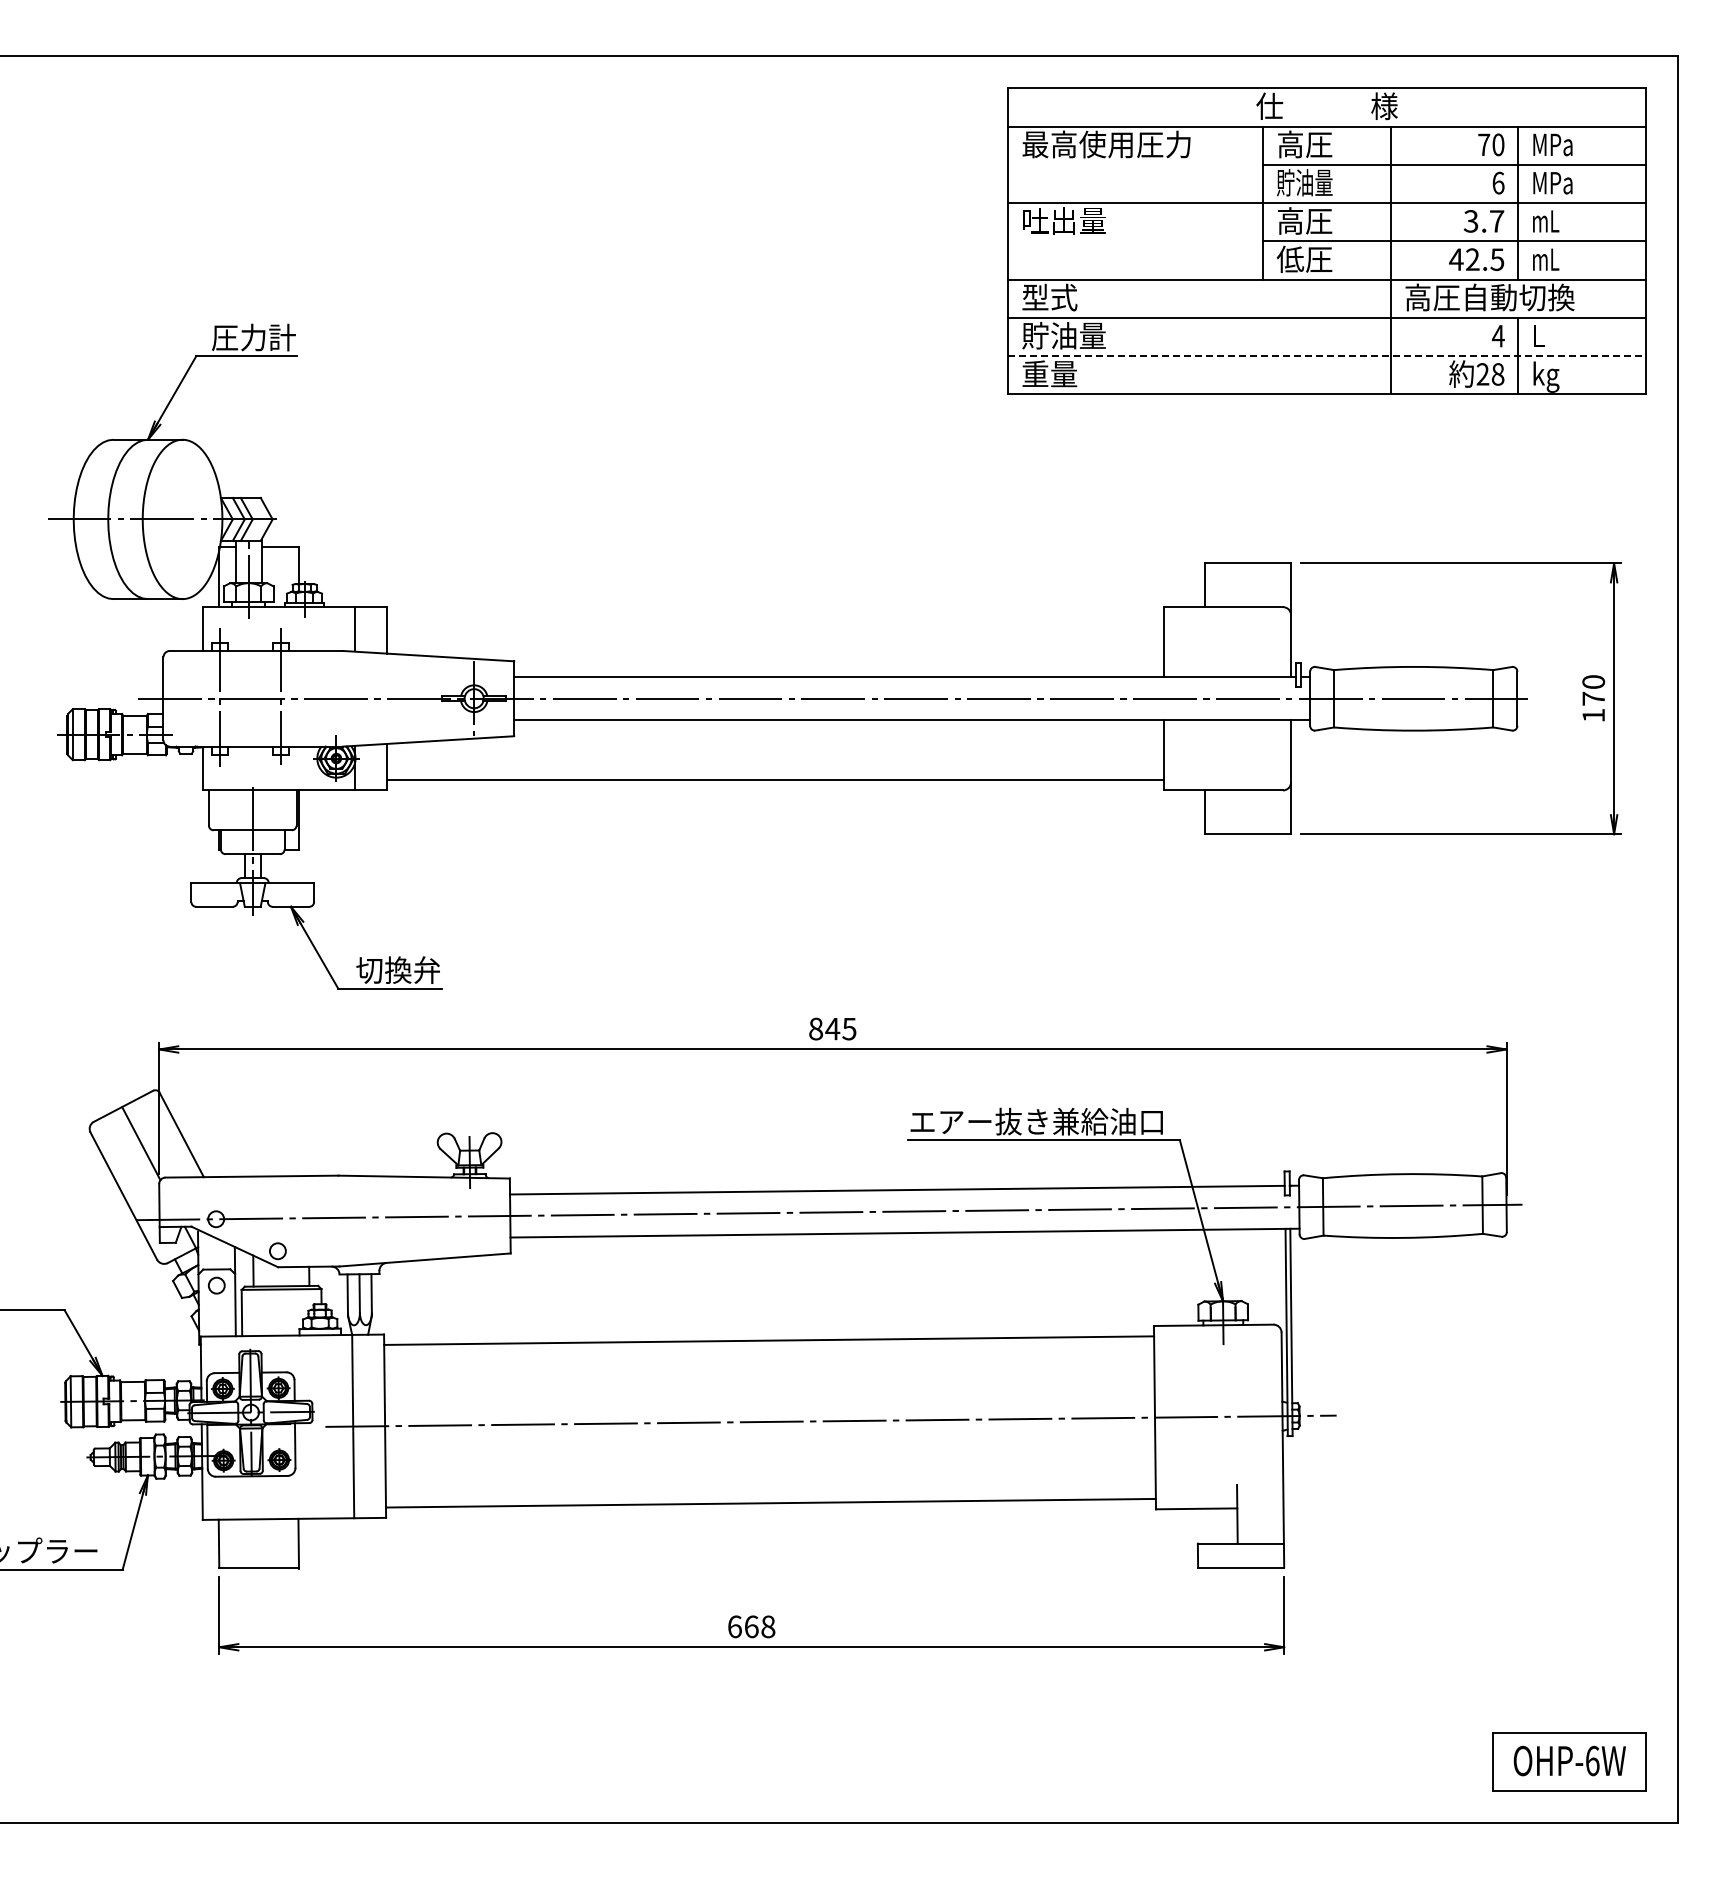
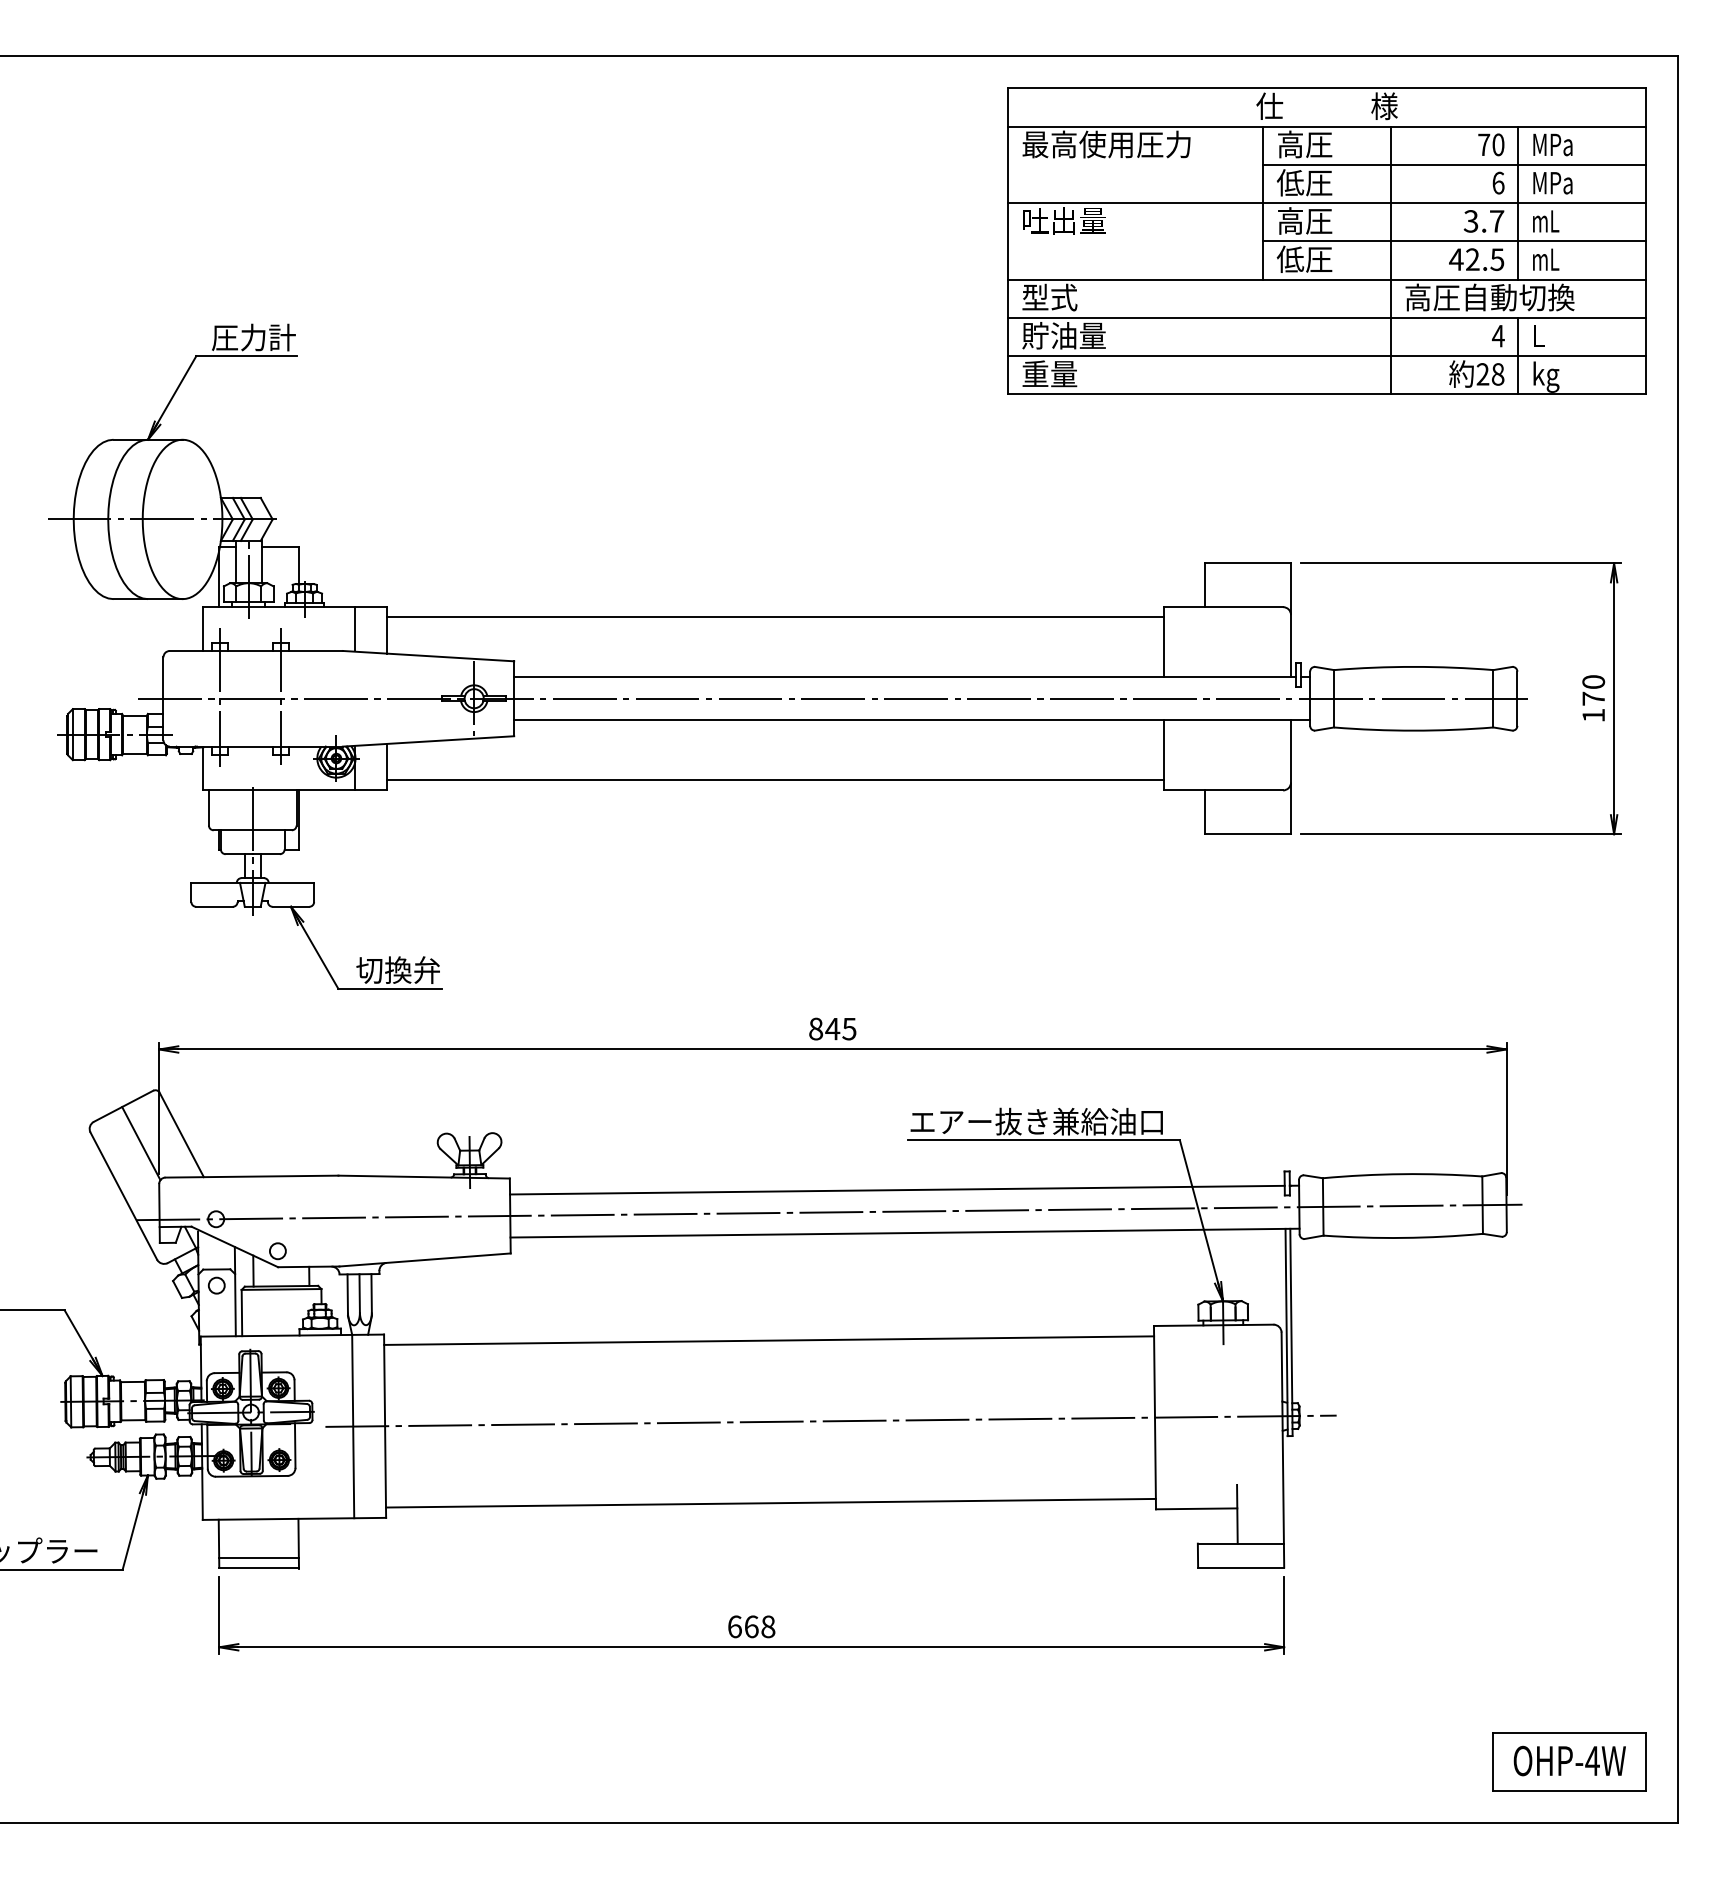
text: 貯油量 -> 低圧 (1304, 182)
line: dashed -> solid (1327, 356)
line: none -> present (774, 617)
line: none -> present (258, 1558)
text: OHP-6W -> OHP-4W (1592, 1760)
